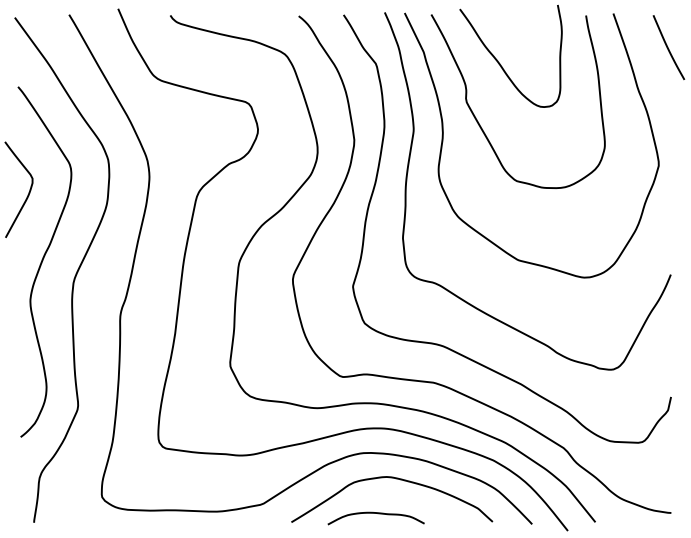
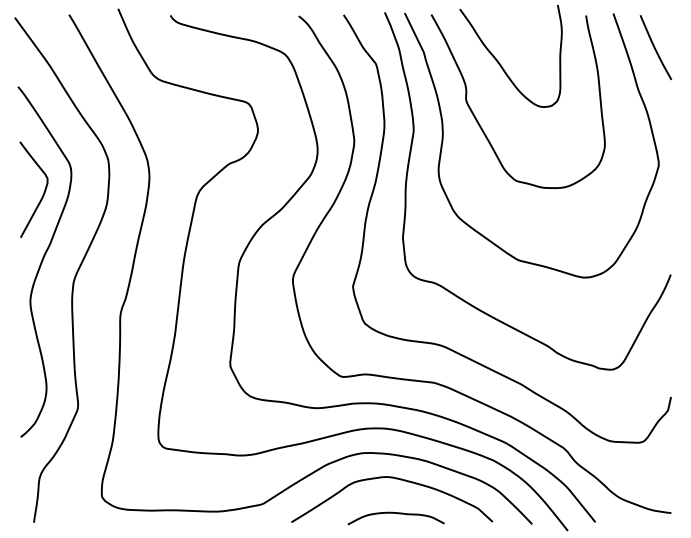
curve position: (668, 47) -> (655, 47) (655, 47)
curve position: (27, 194) -> (42, 194) (42, 194)
curve position: (375, 513) -> (395, 513) (395, 513)
